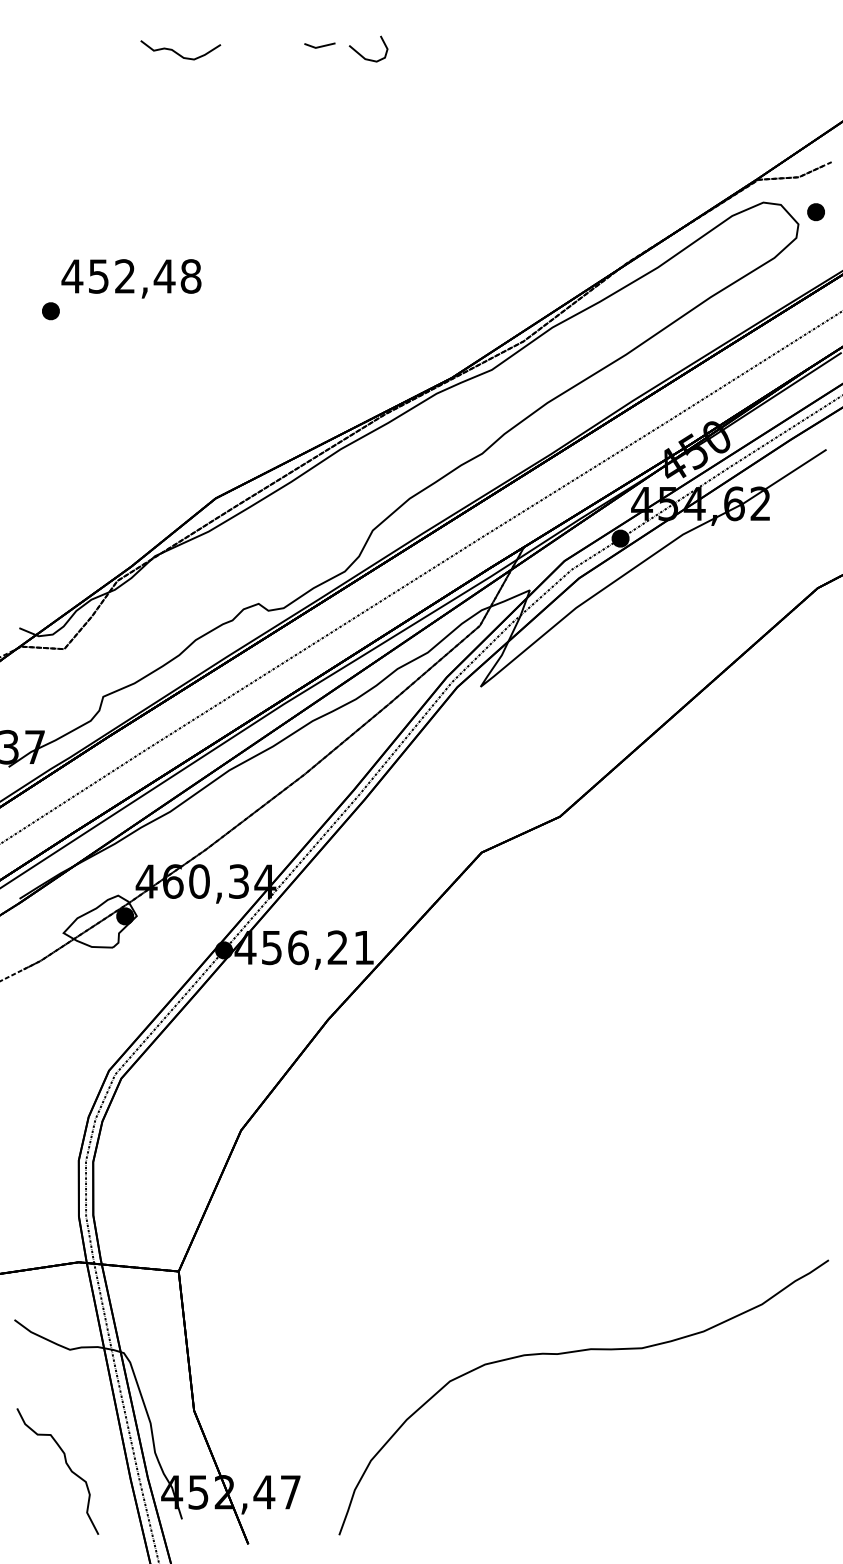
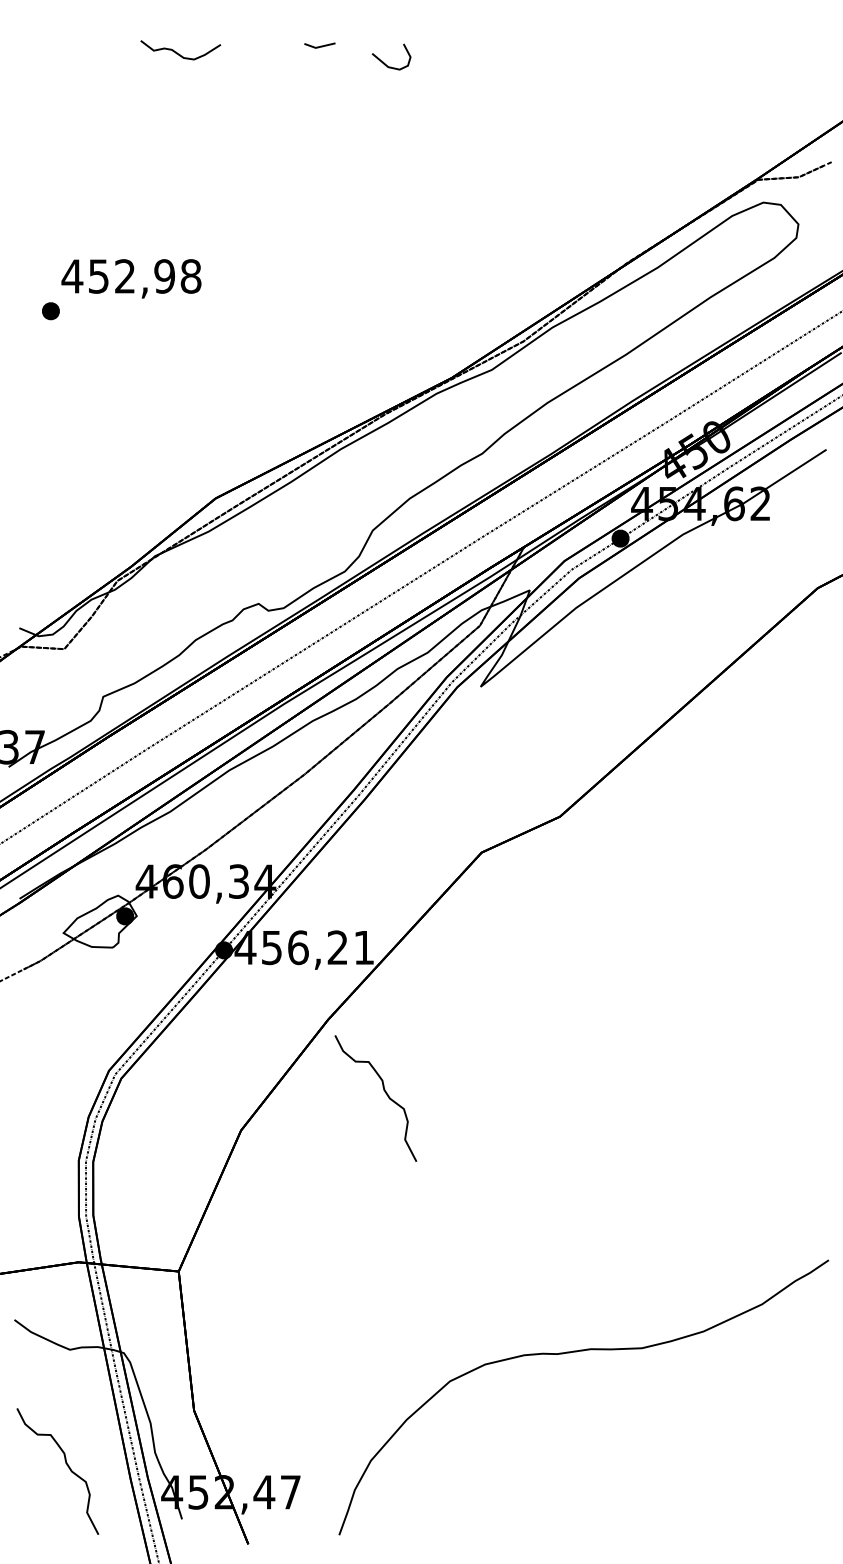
curve position: (361, 54) -> (384, 62) (384, 62)
part: present -> none (815, 212)
text: 452,48 -> 452,98 (164, 276)
curve: none -> present (384, 1092)
